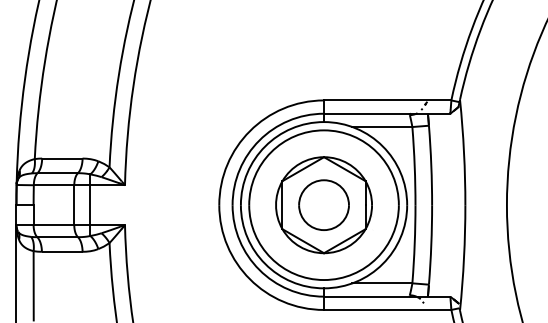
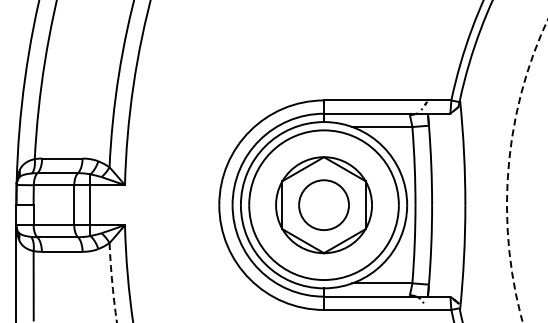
arc: solid -> dashed (508, 171)
arc: solid -> dashed (112, 283)
